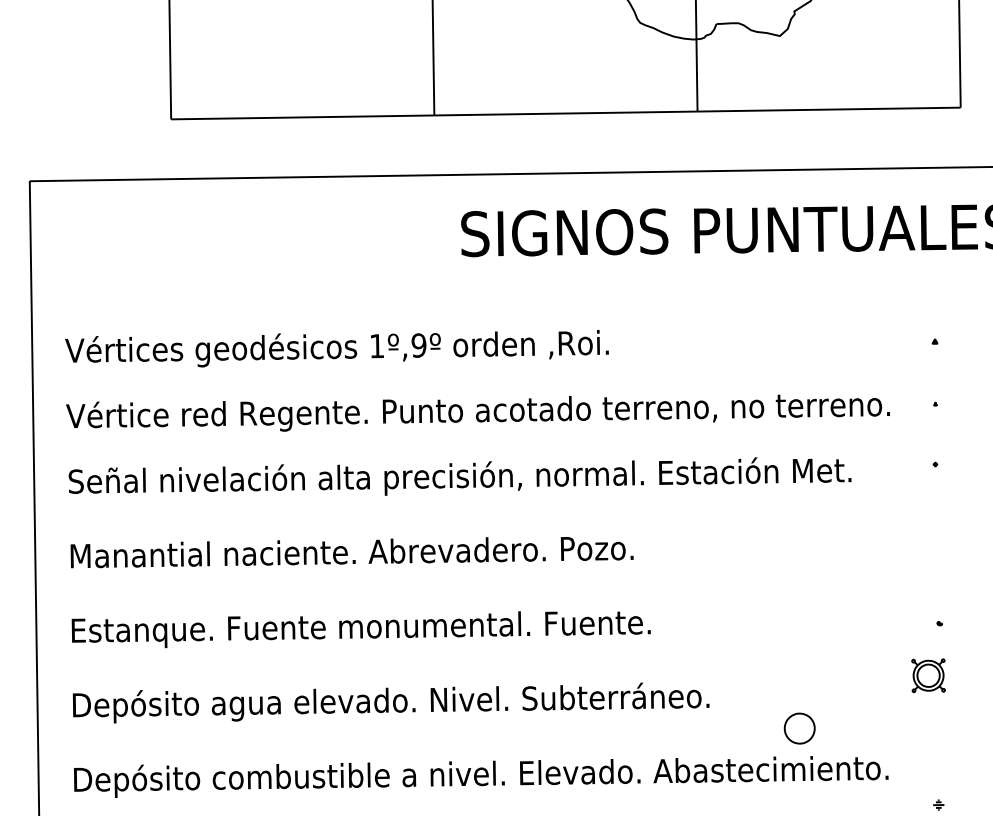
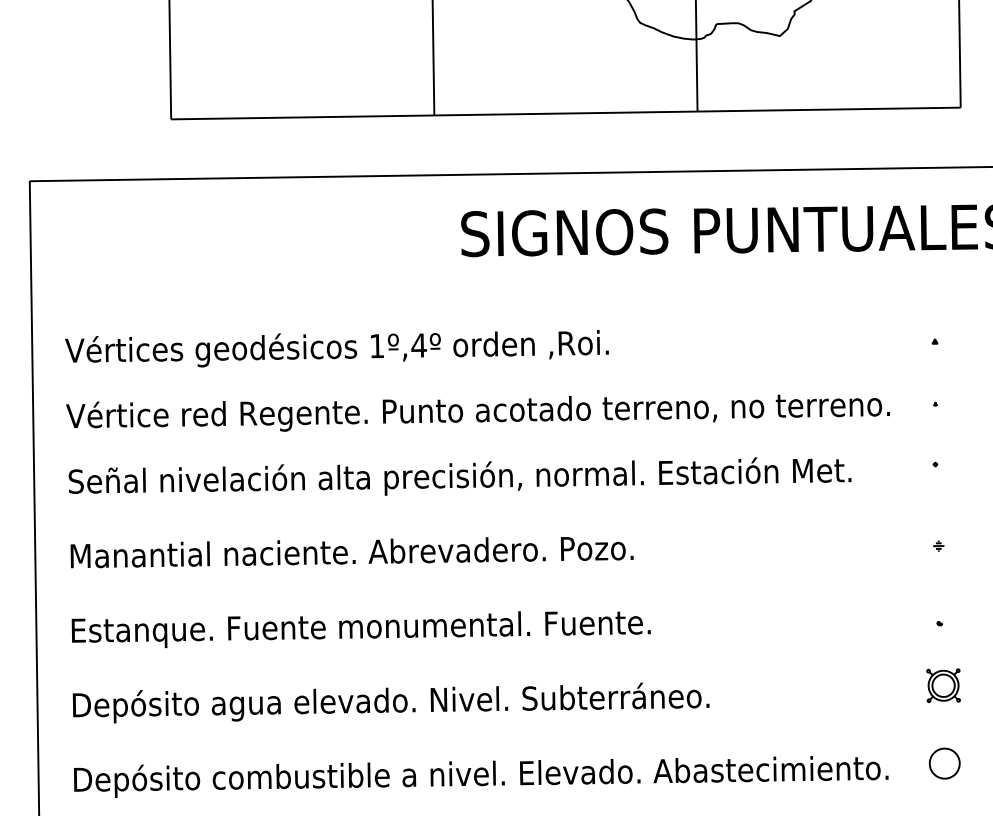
text: 1º,9º -> 1º,4º (418, 345)
part position: (928, 675) -> (943, 685) (943, 685)
part position: (799, 728) -> (944, 763) (944, 763)
part position: (938, 804) -> (938, 545) (938, 545)
